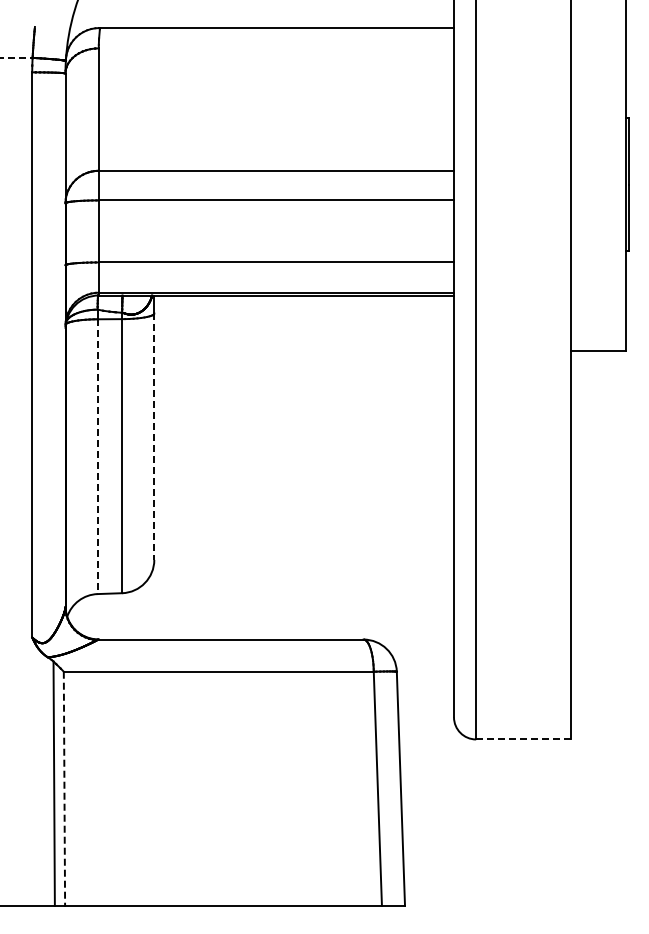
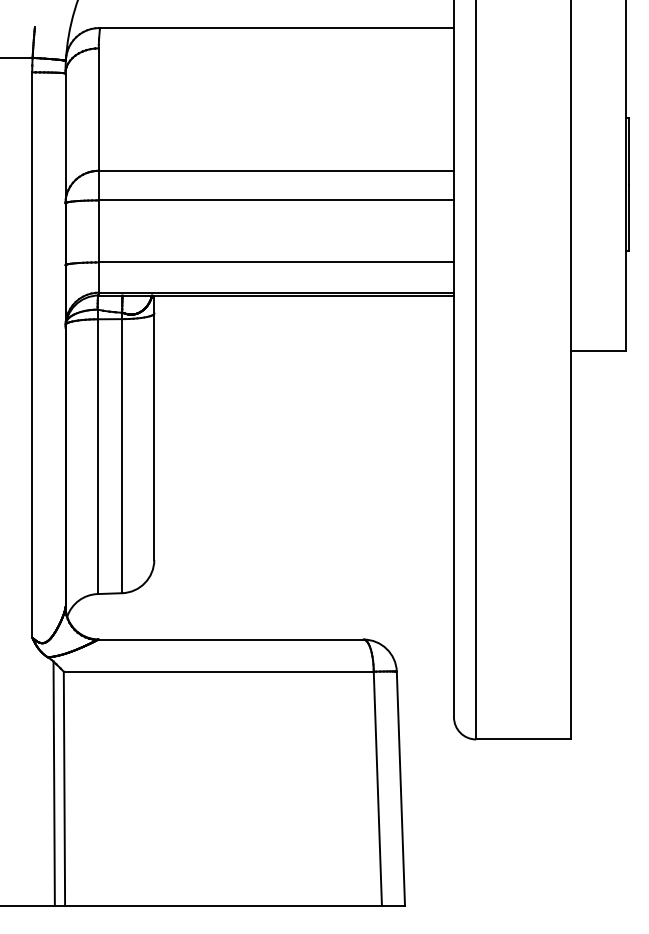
line: dashed -> solid (16, 57)
line: dashed -> solid (154, 437)
line: dashed -> solid (97, 457)
line: dashed -> solid (522, 739)
line: dashed -> solid (64, 789)
